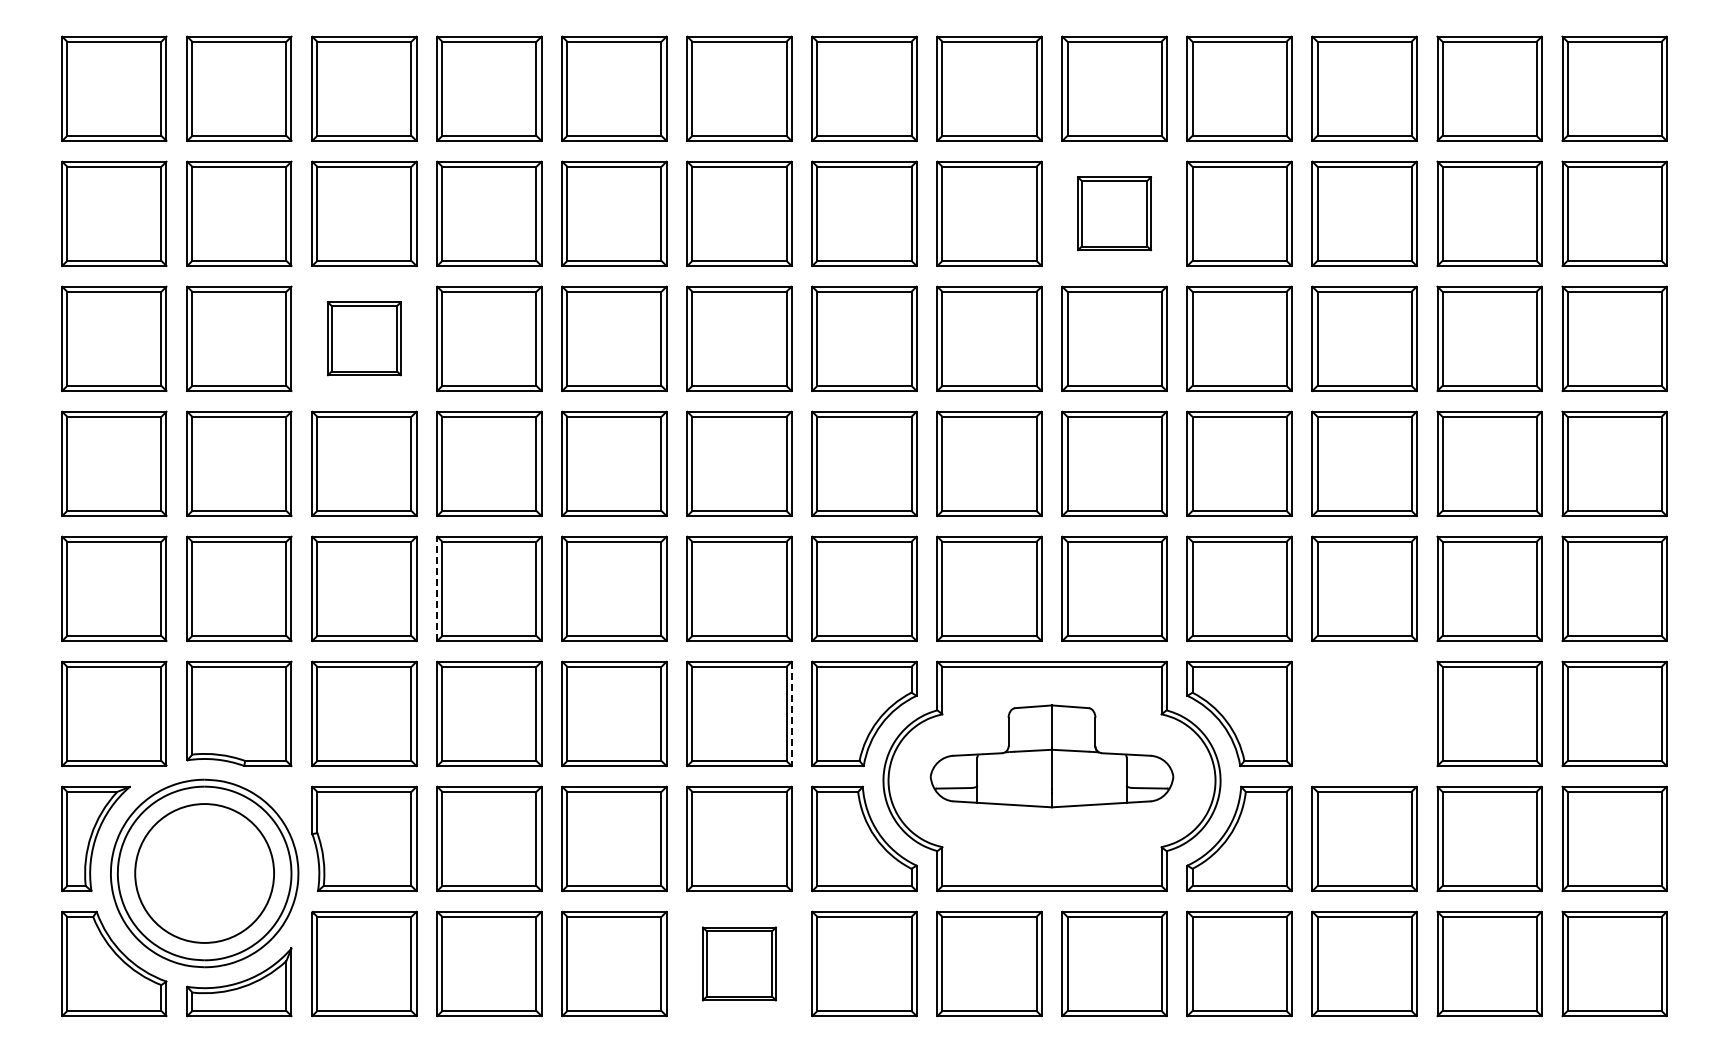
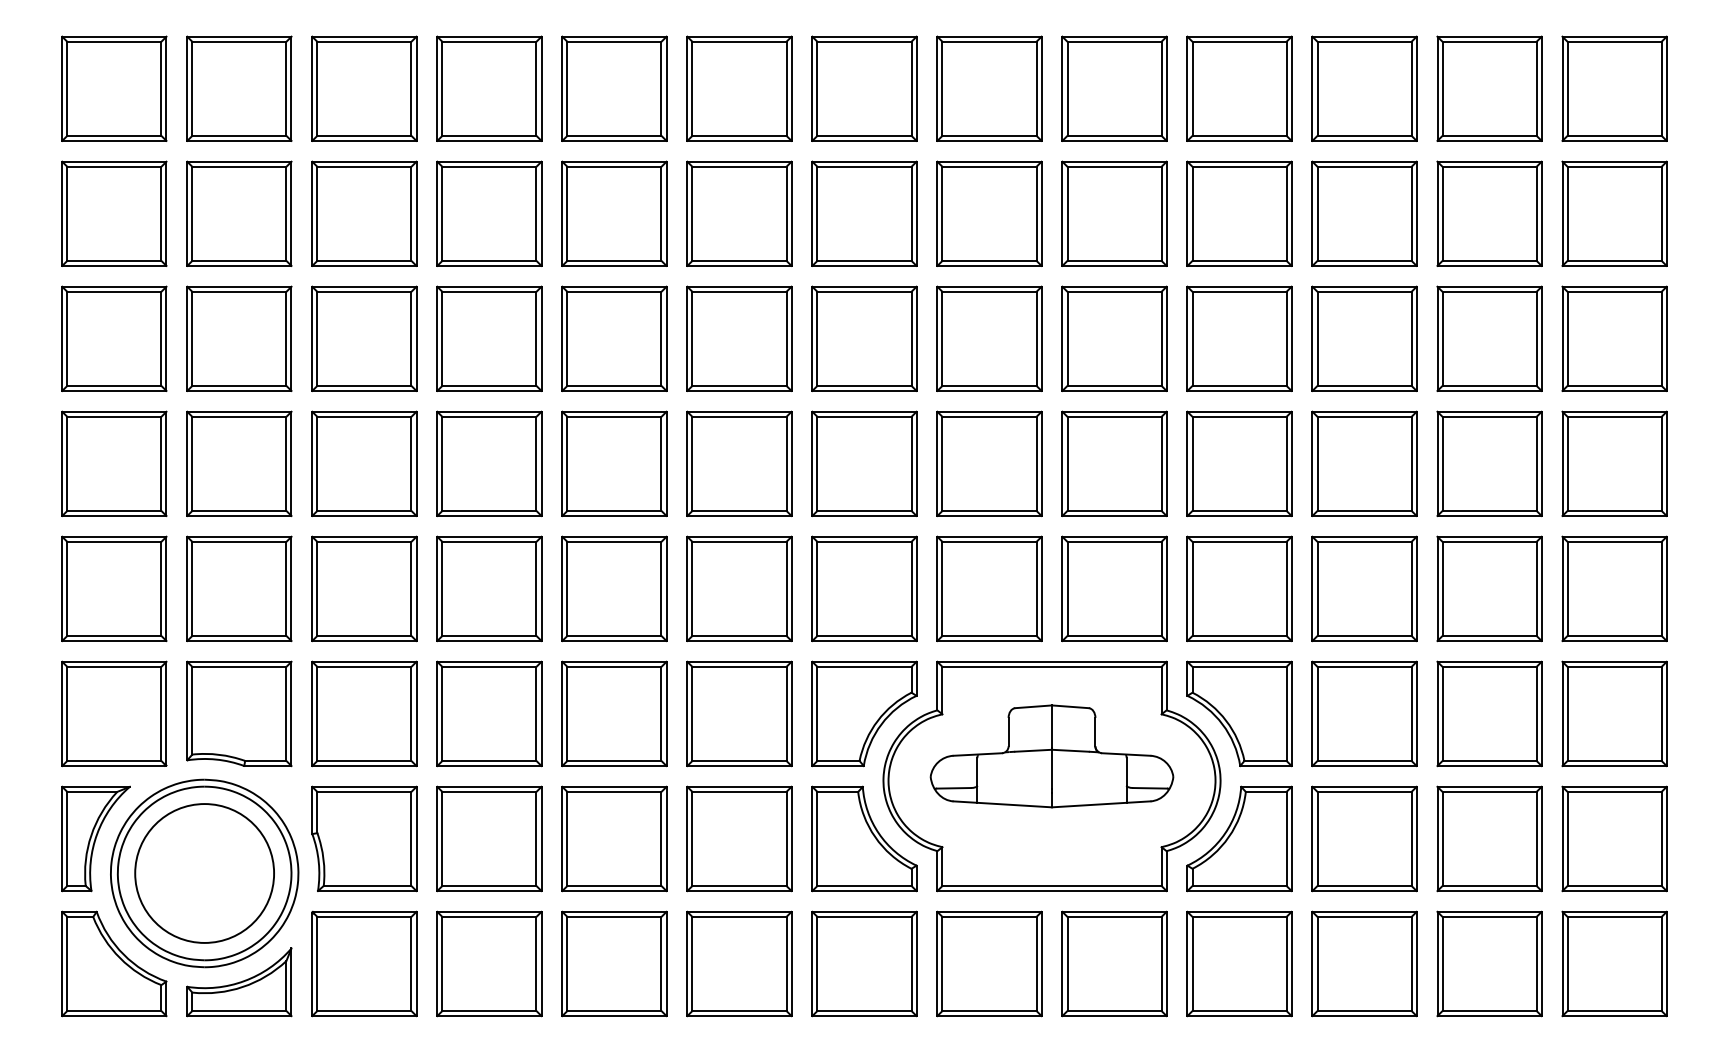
part size: 76x76 px -> 107x107 px (1114, 213)
part size: 76x76 px -> 107x107 px (364, 338)
line: dashed -> solid (437, 588)
part: none -> present (1364, 713)
line: dashed -> solid (791, 714)
part size: 75x76 px -> 107x108 px (739, 963)
